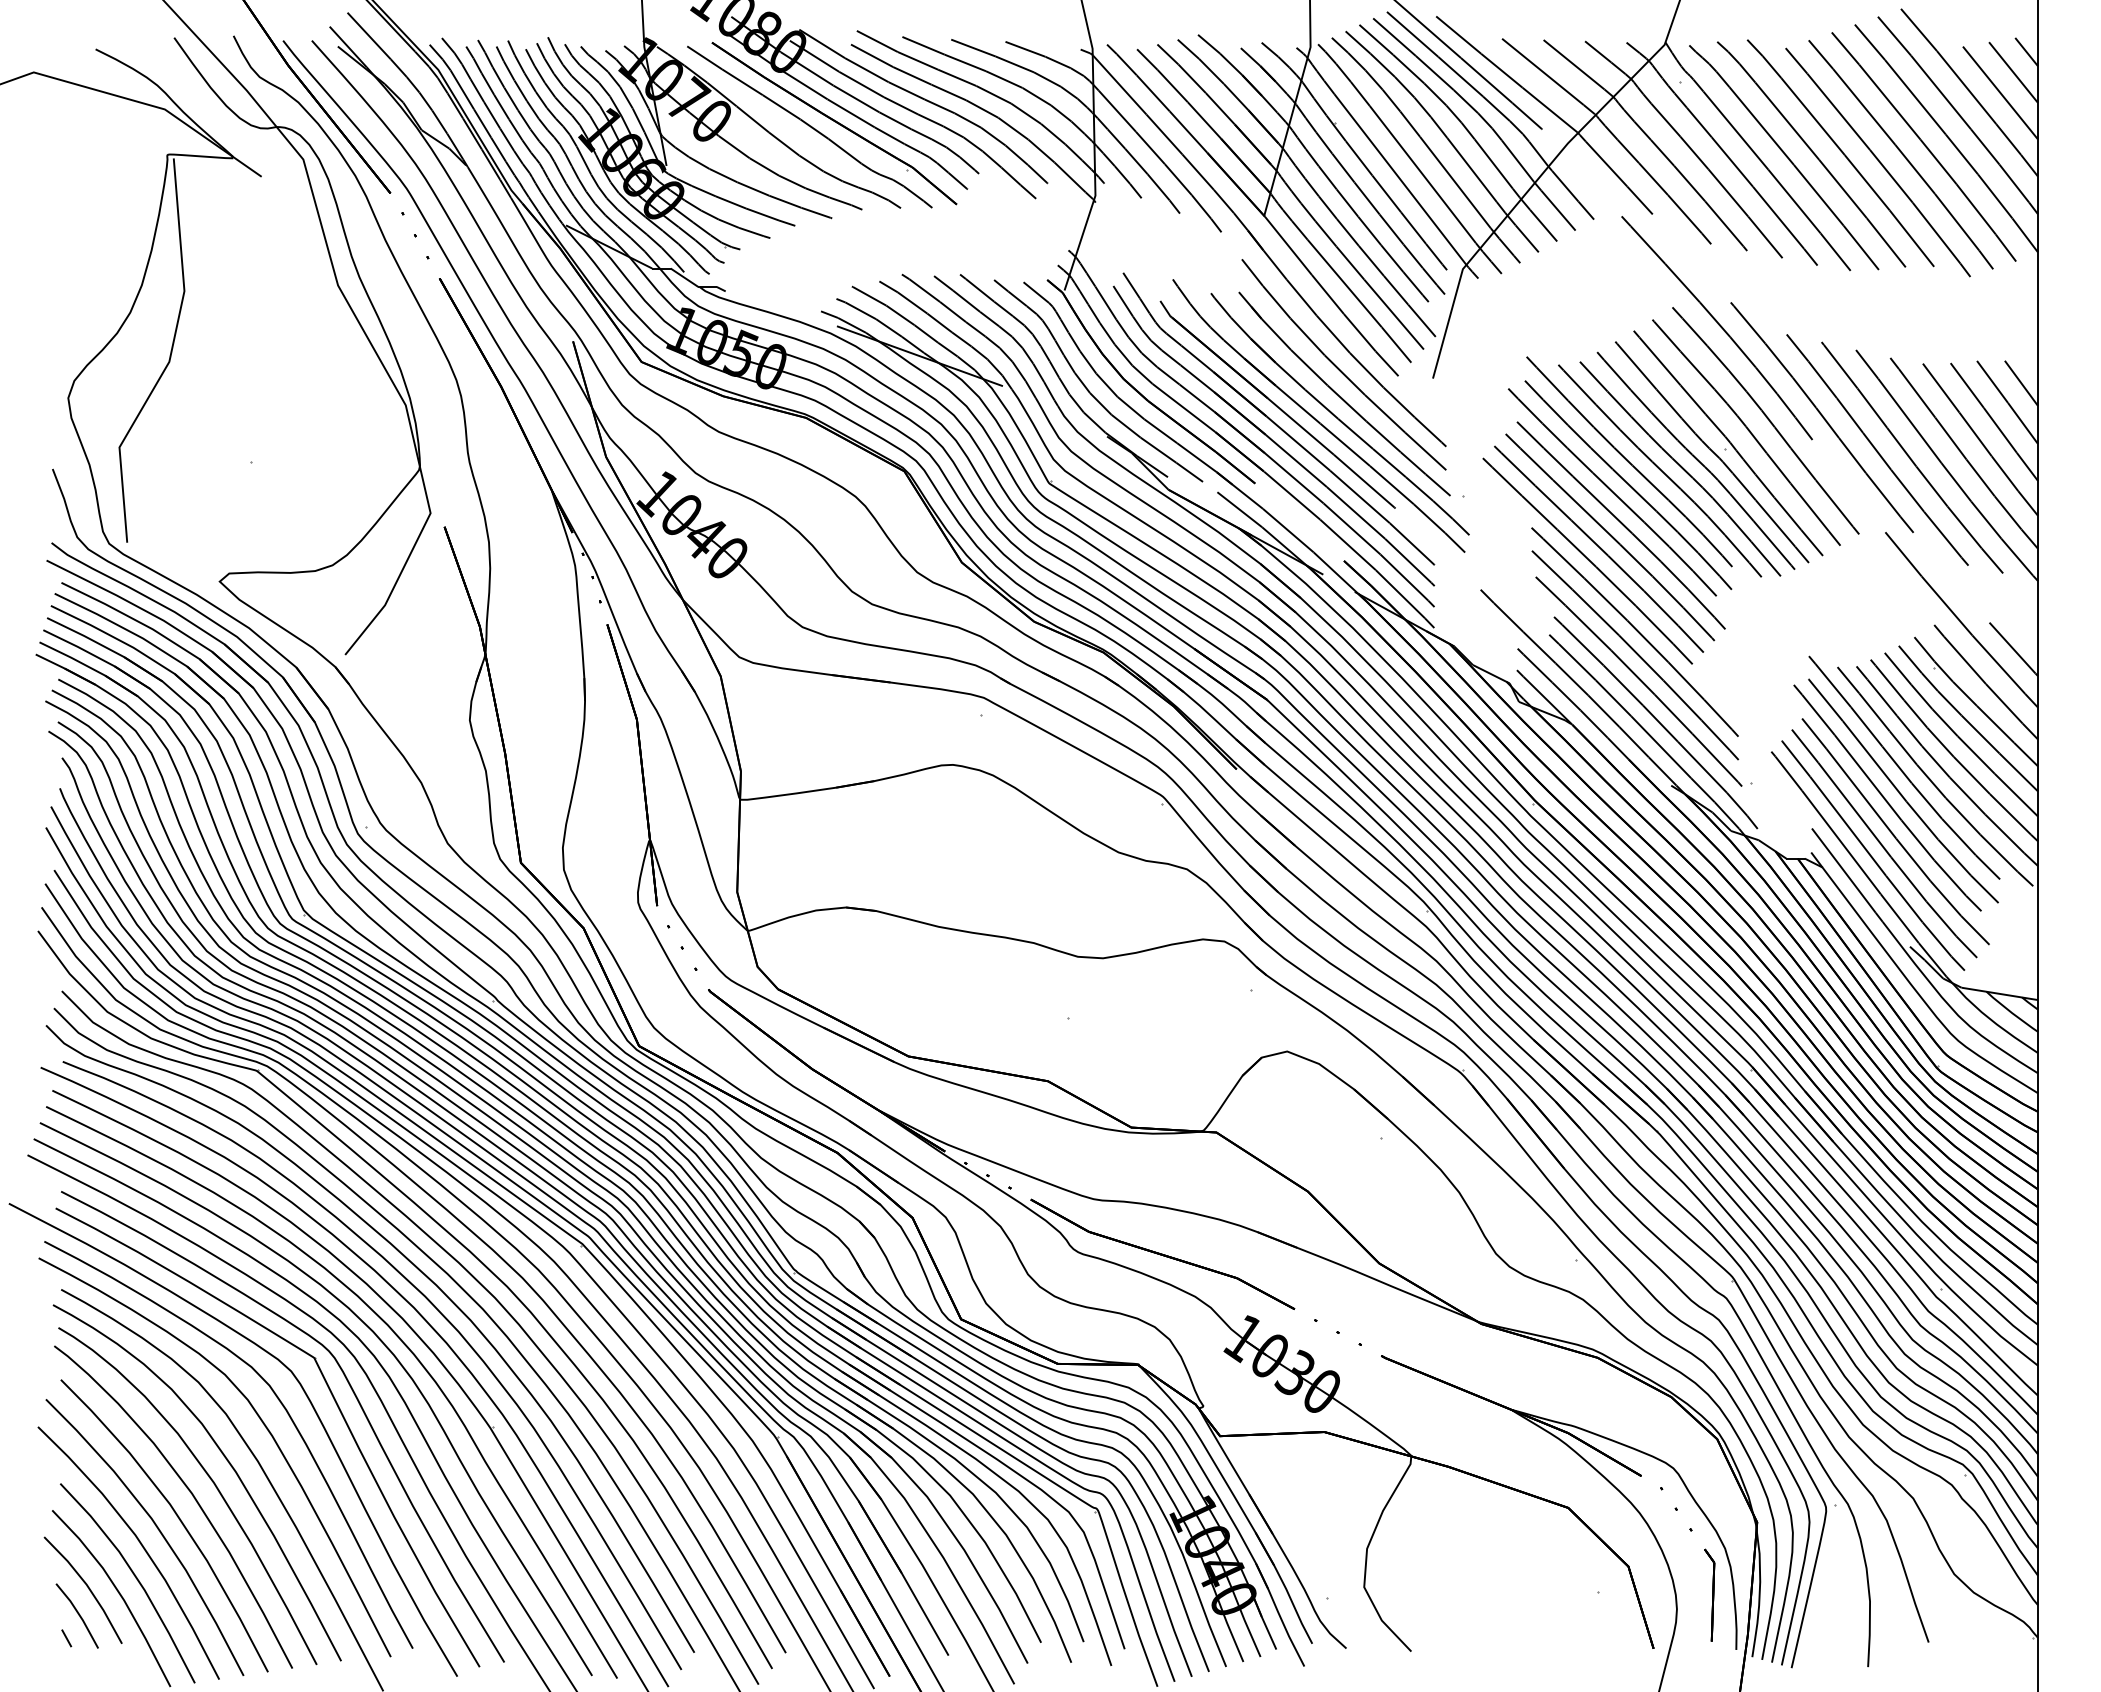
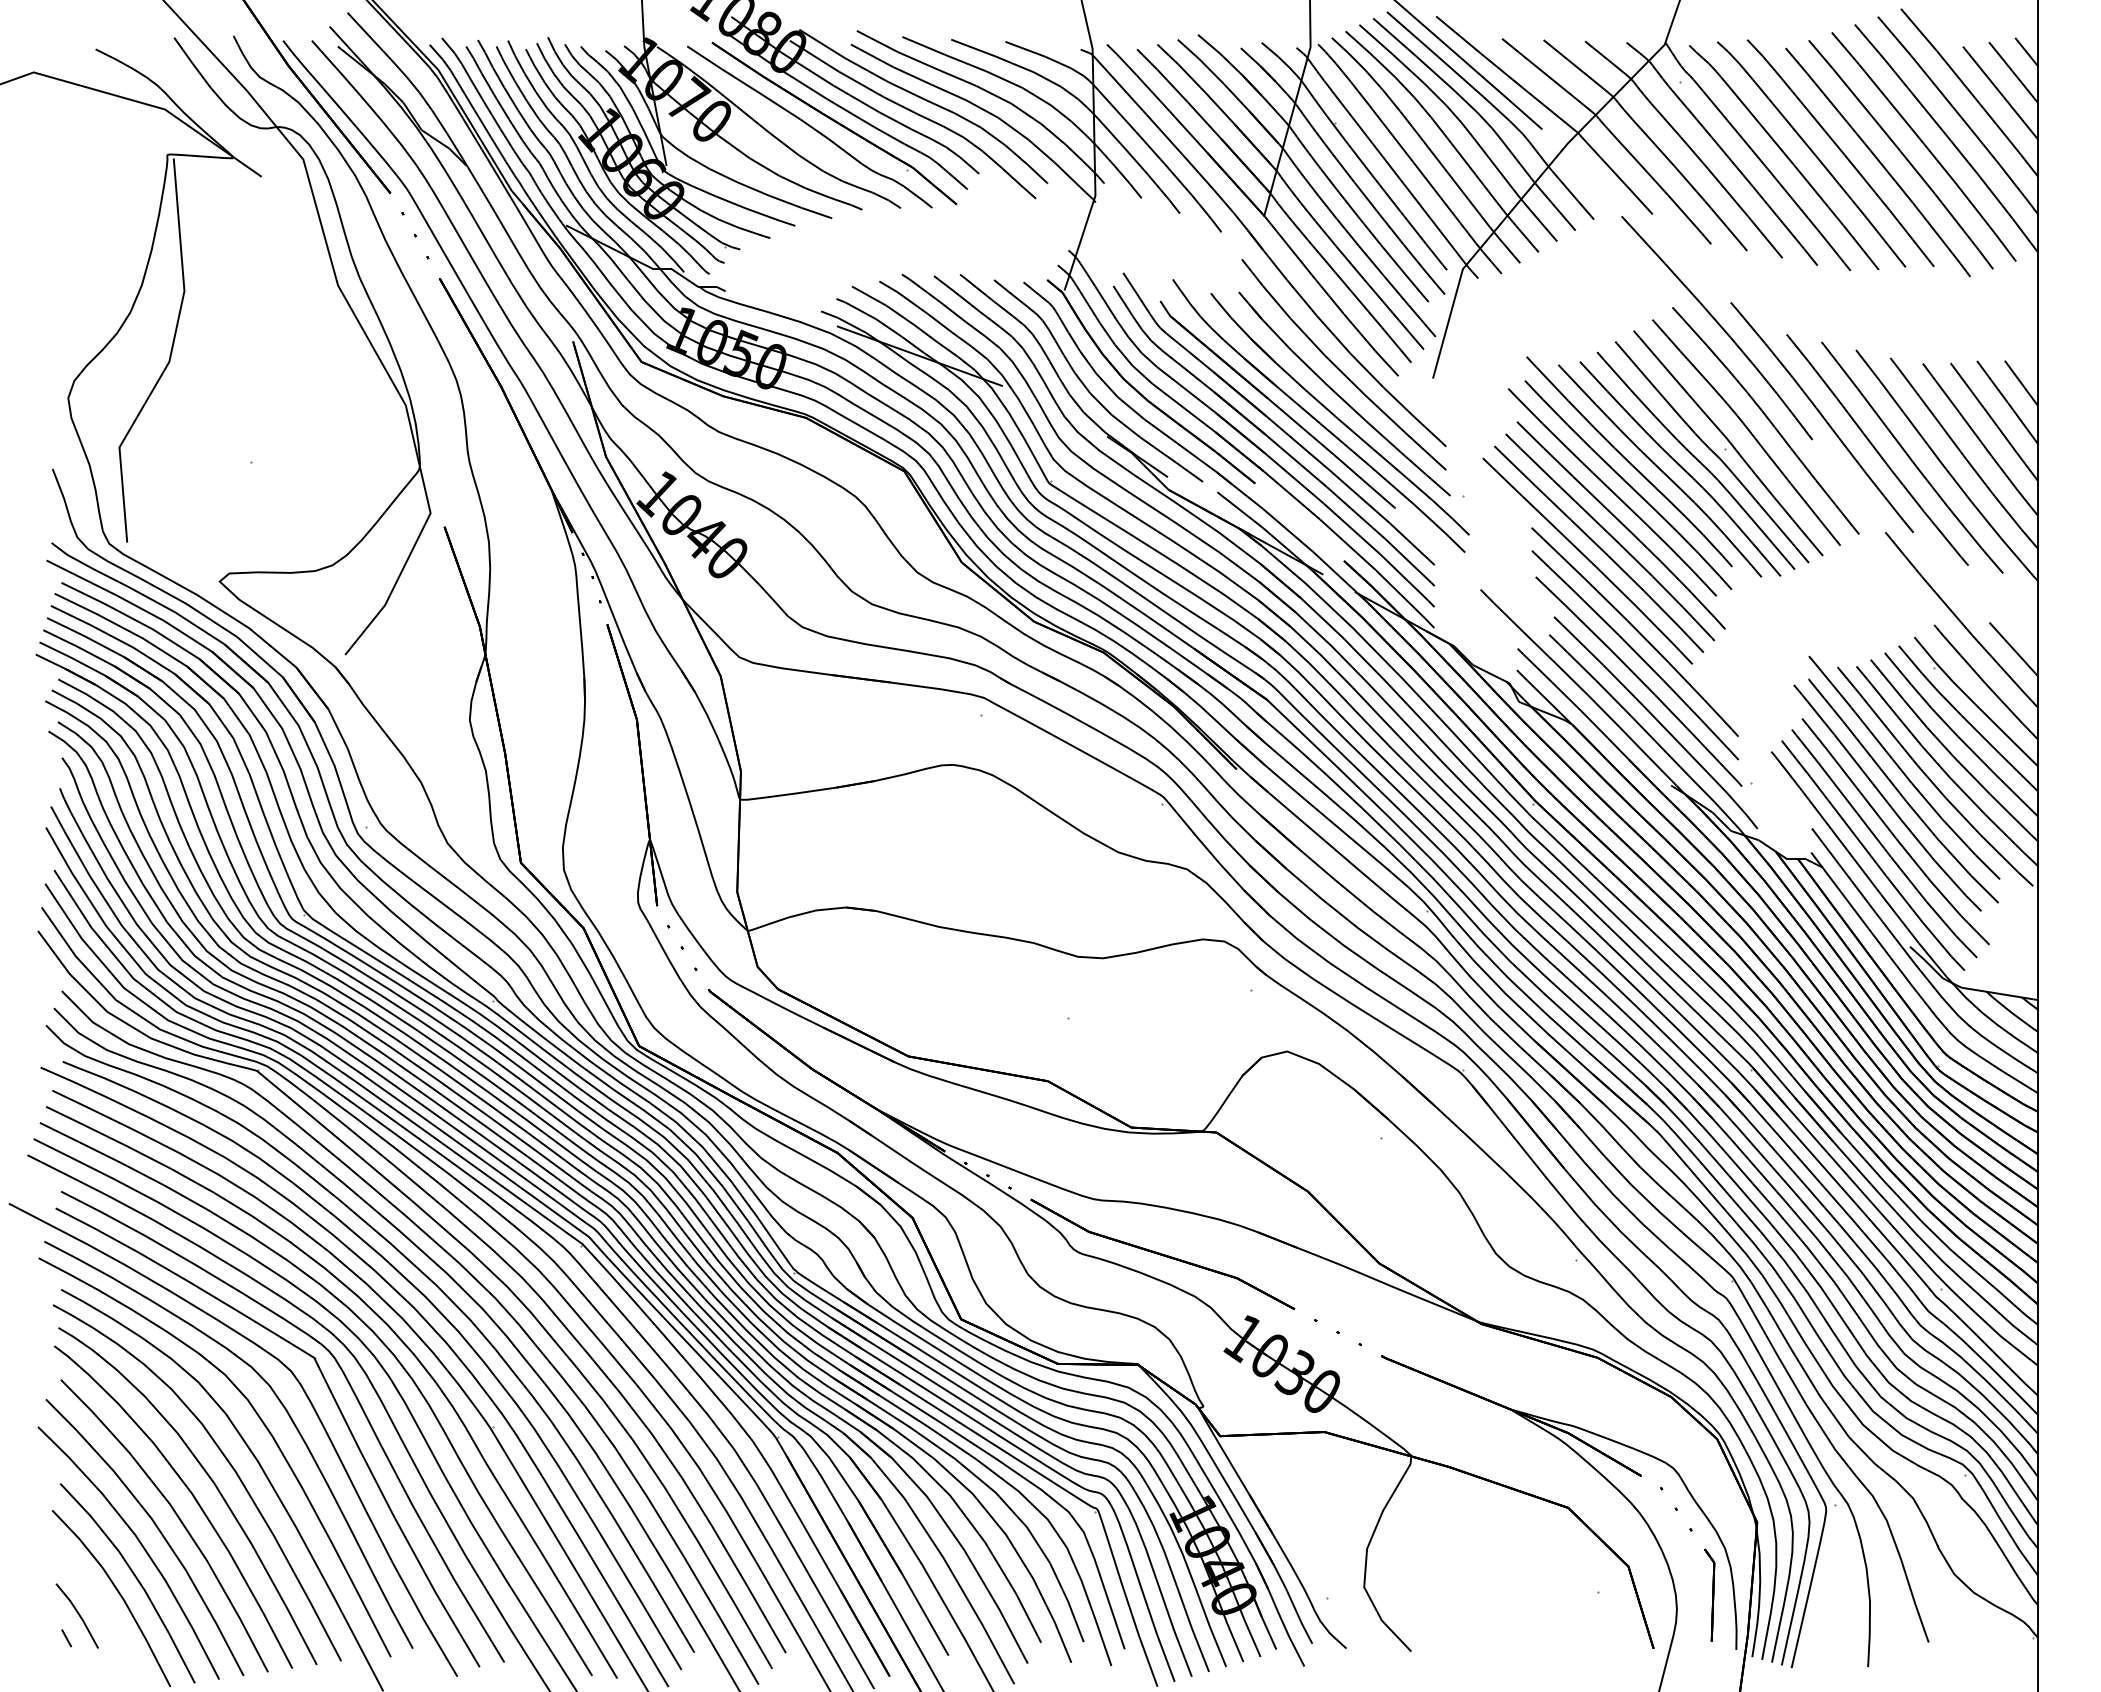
line: present -> none (86, 1586)
